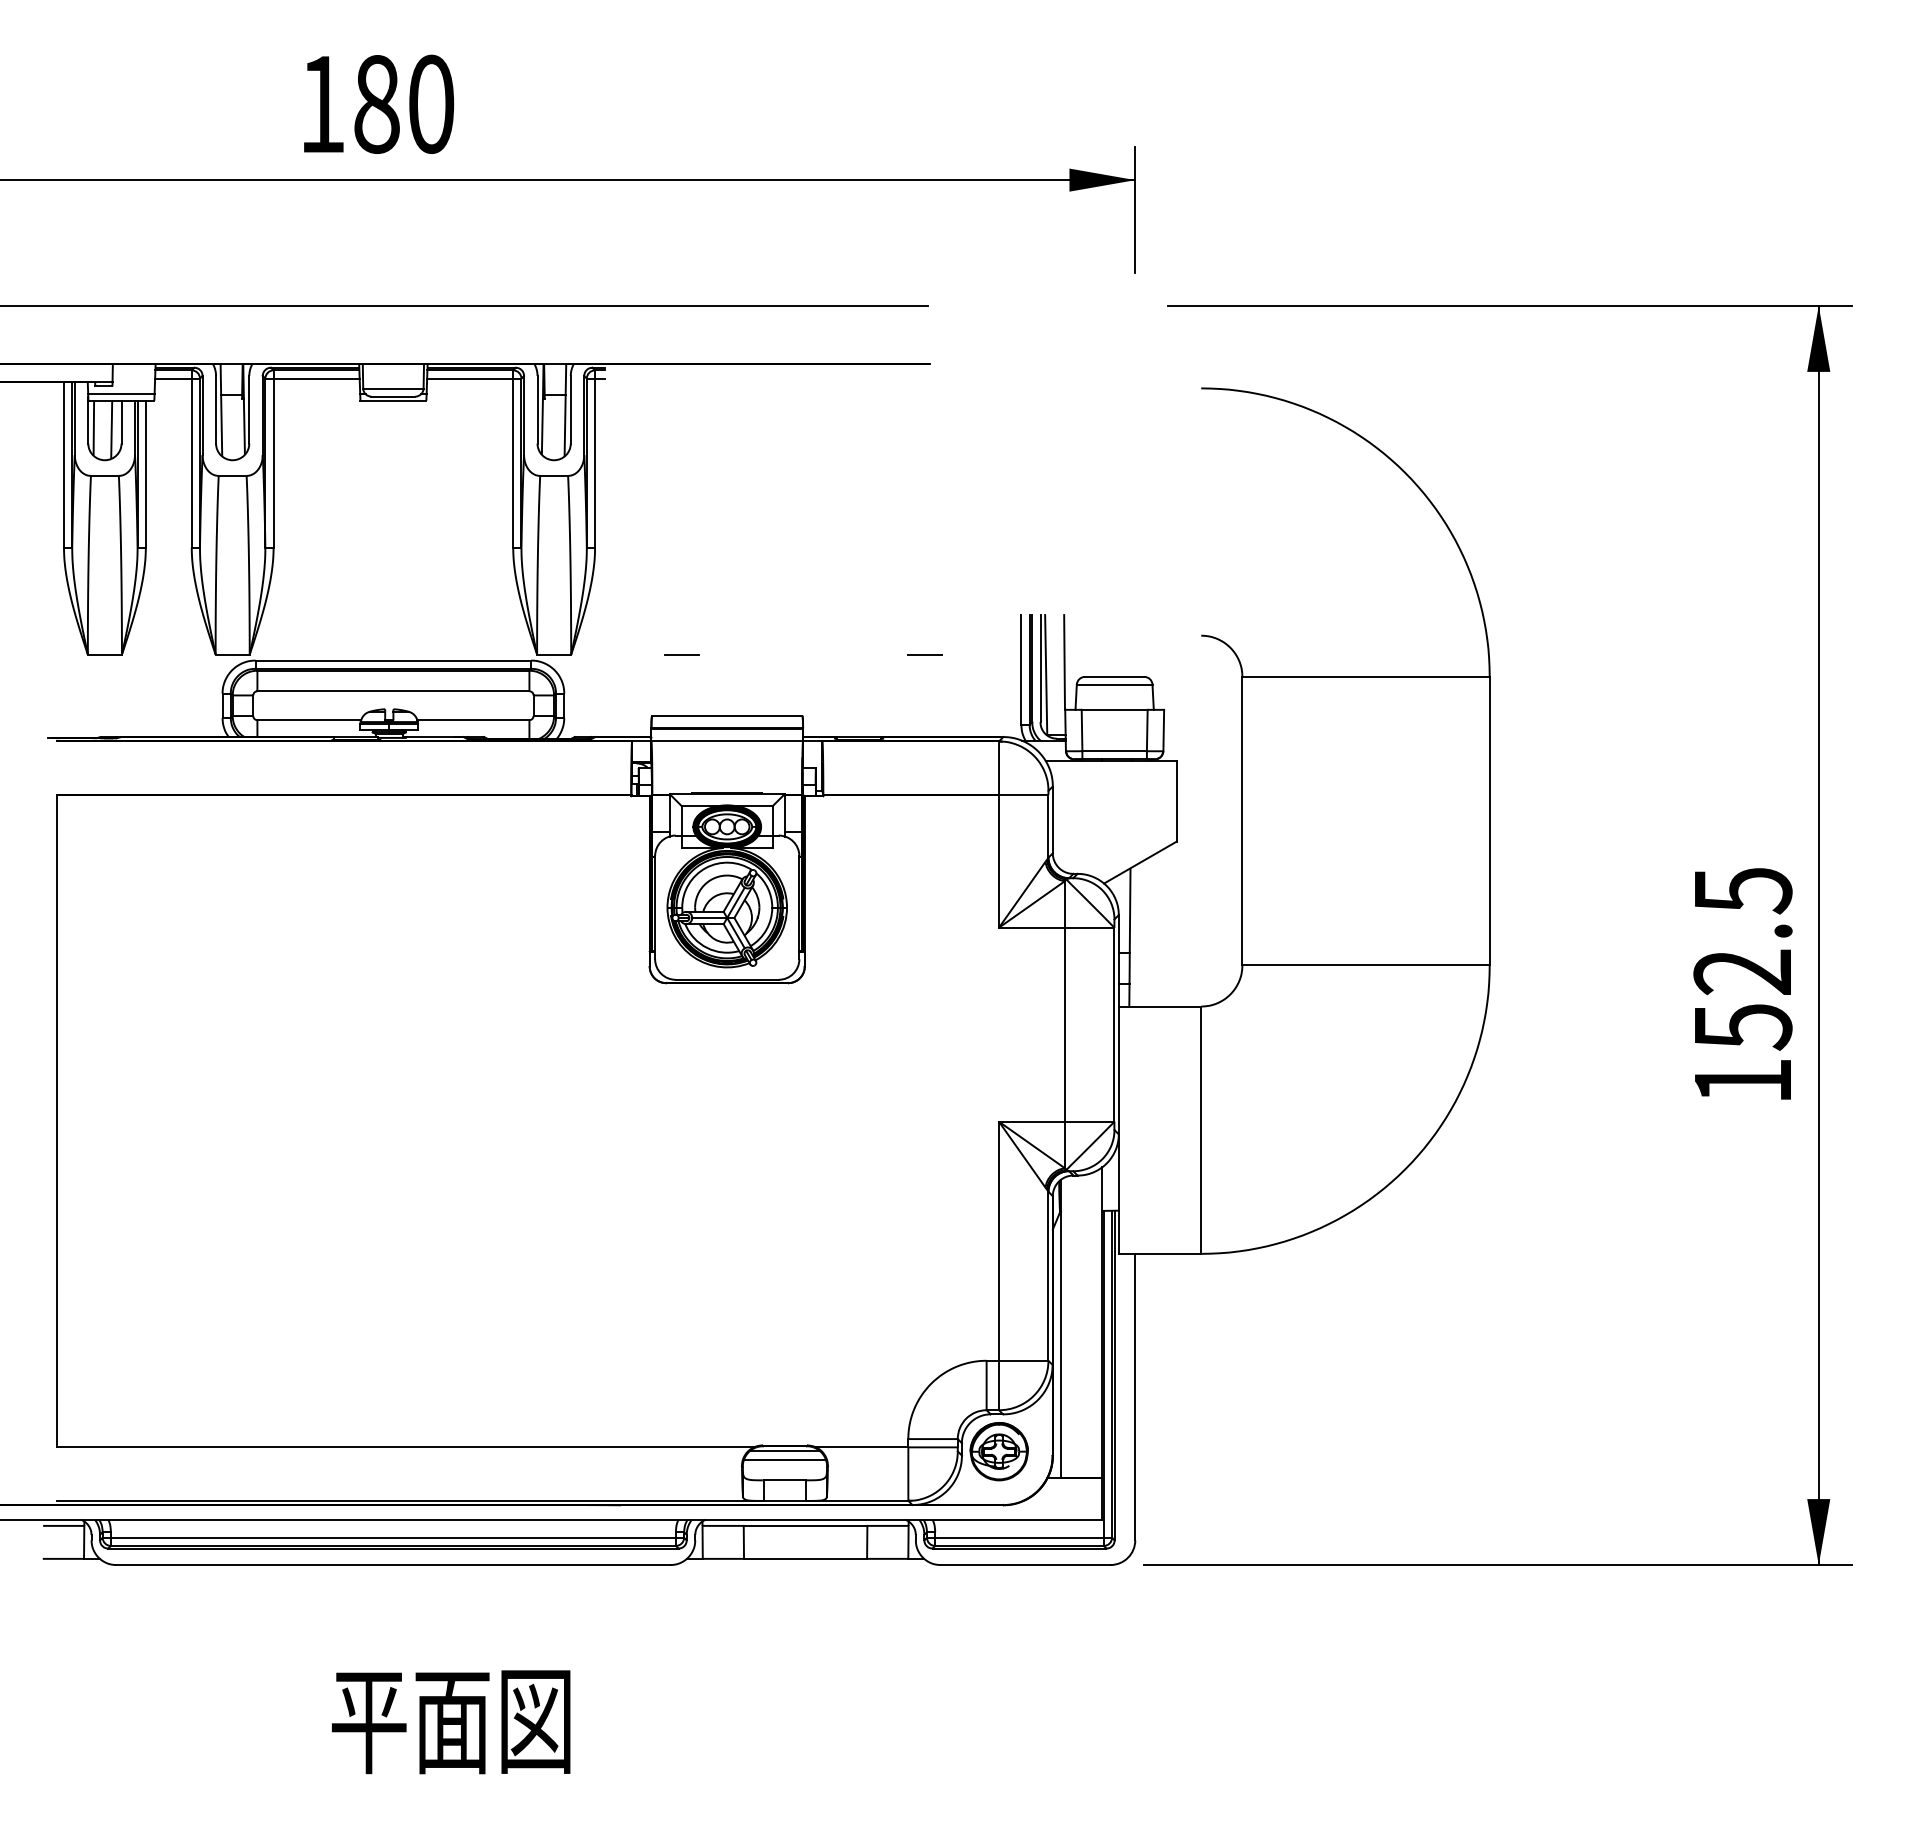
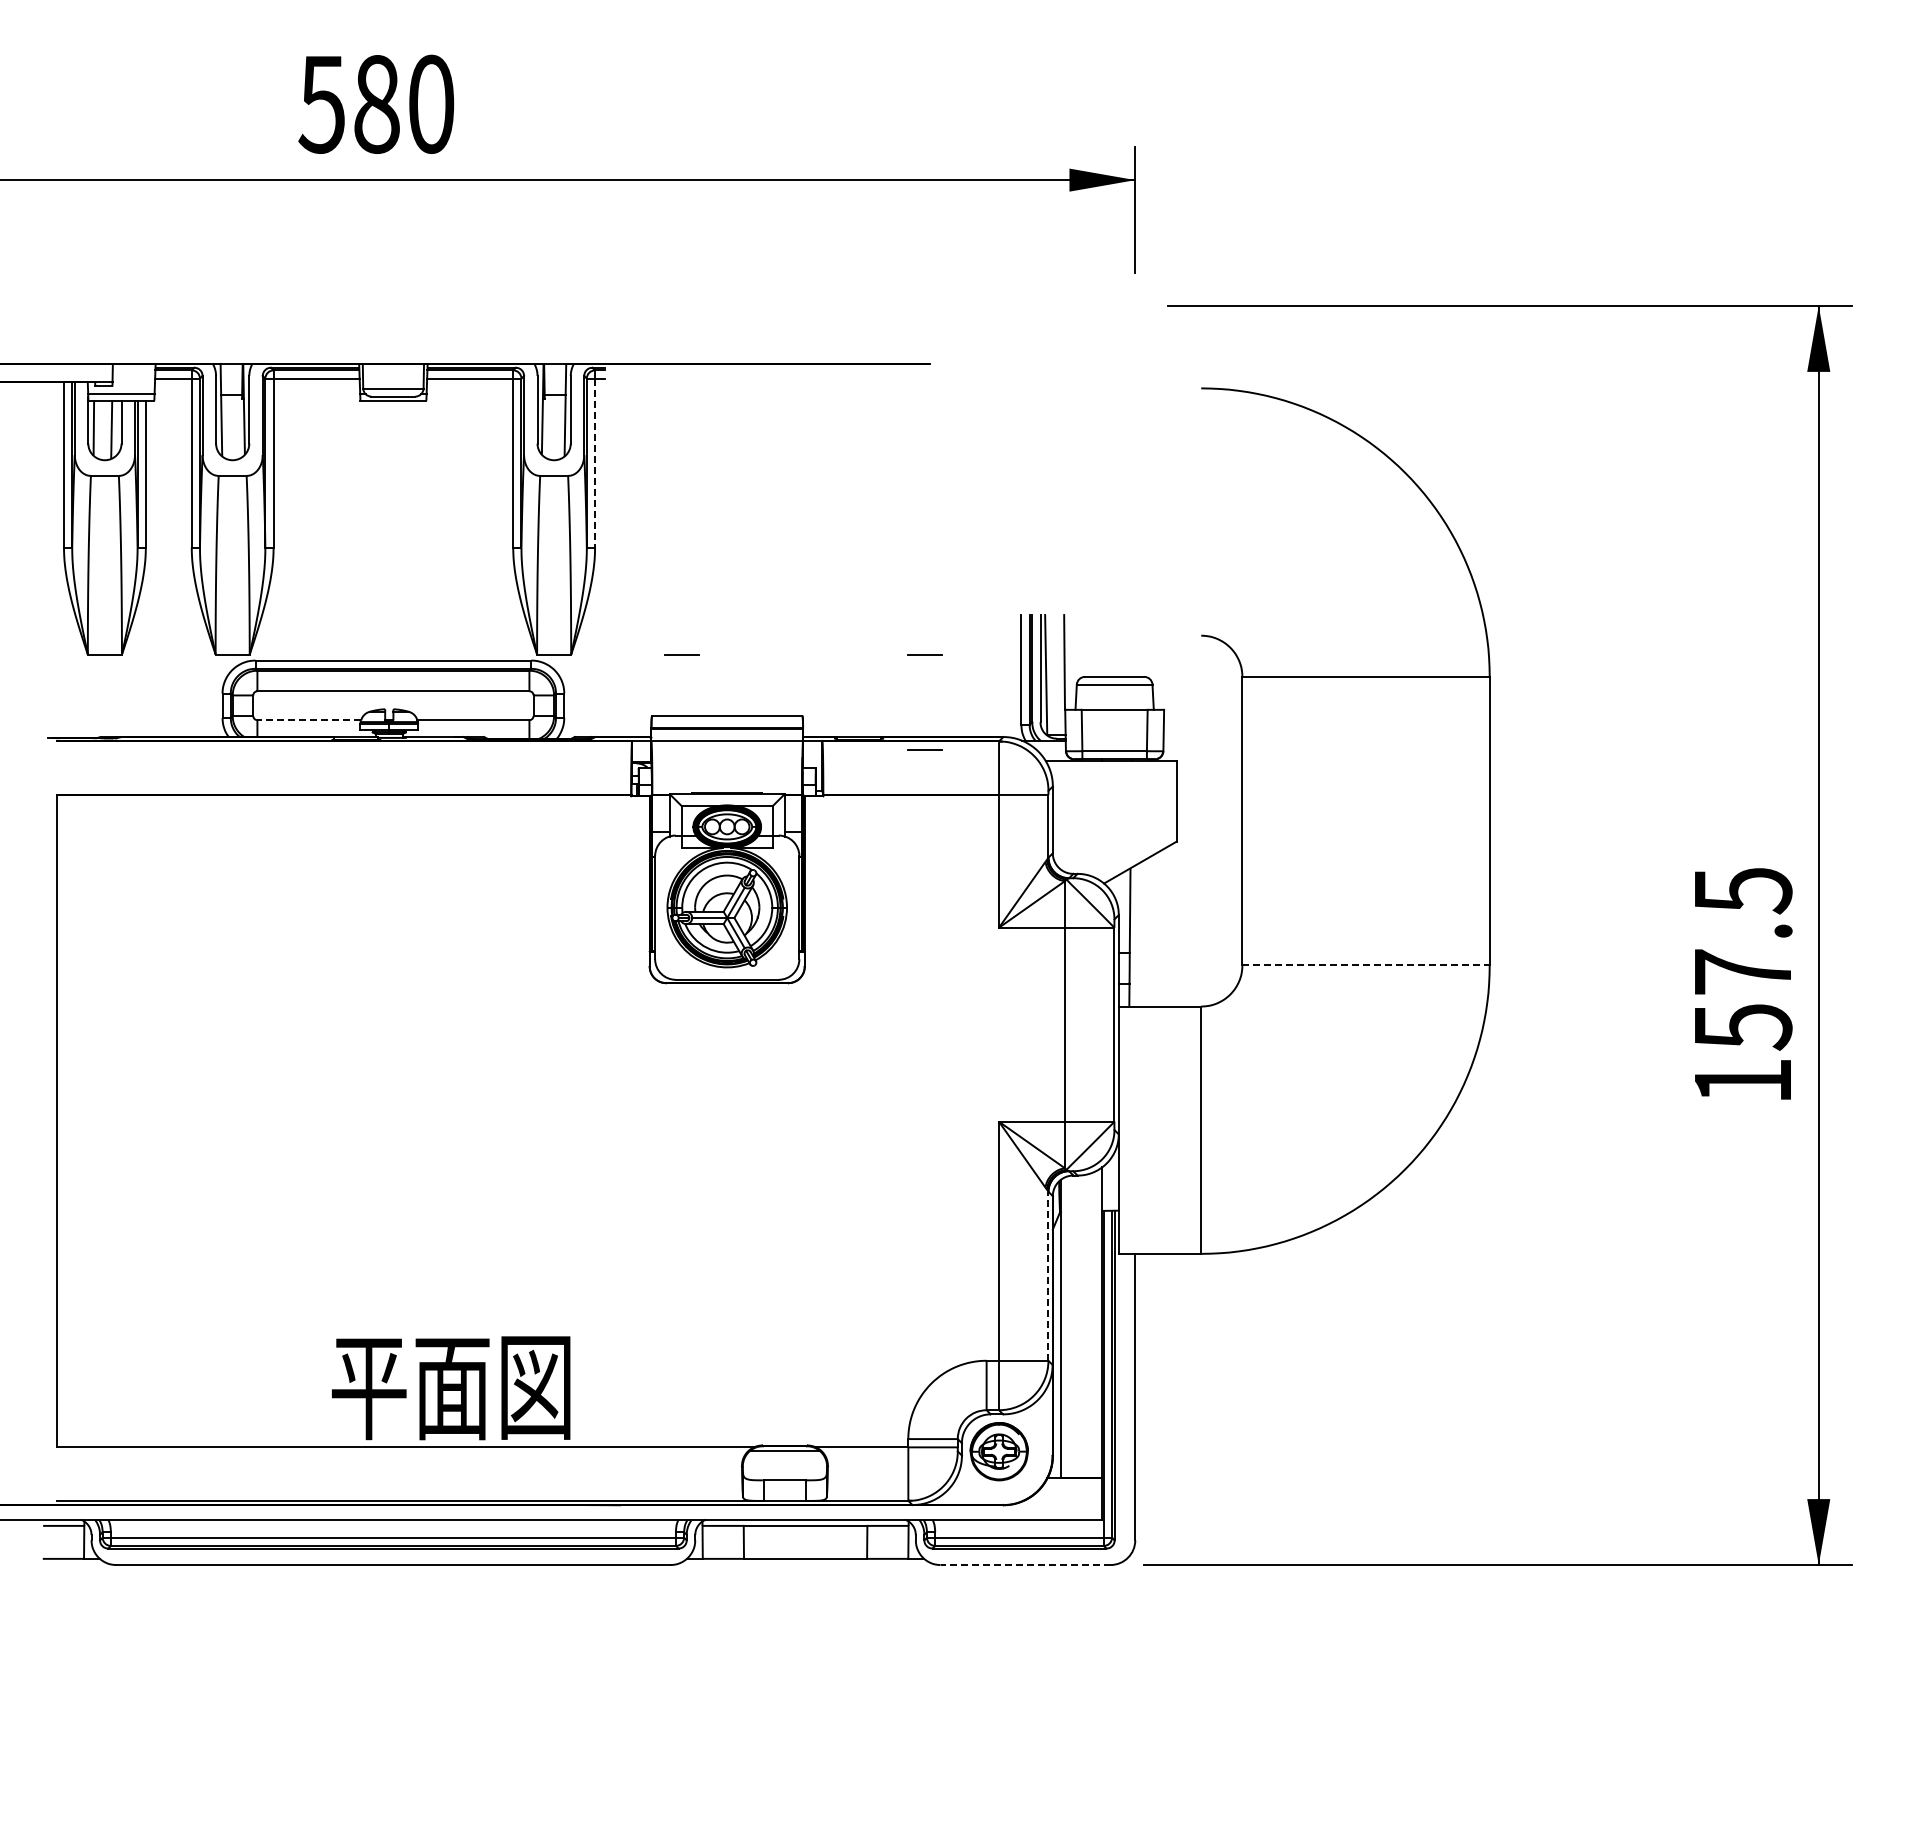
text: 180 -> 580 (321, 104)
line: present -> none (465, 305)
line: solid -> dashed (595, 463)
line: solid -> dashed (309, 720)
line: none -> present (924, 749)
line: solid -> dashed (1366, 965)
text: 152.5 -> 157.5 (1741, 972)
line: solid -> dashed (1048, 1276)
line: present -> none (784, 1459)
line: solid -> dashed (1025, 1565)
text position: (451, 1722) -> (451, 1388) (451, 1388)
